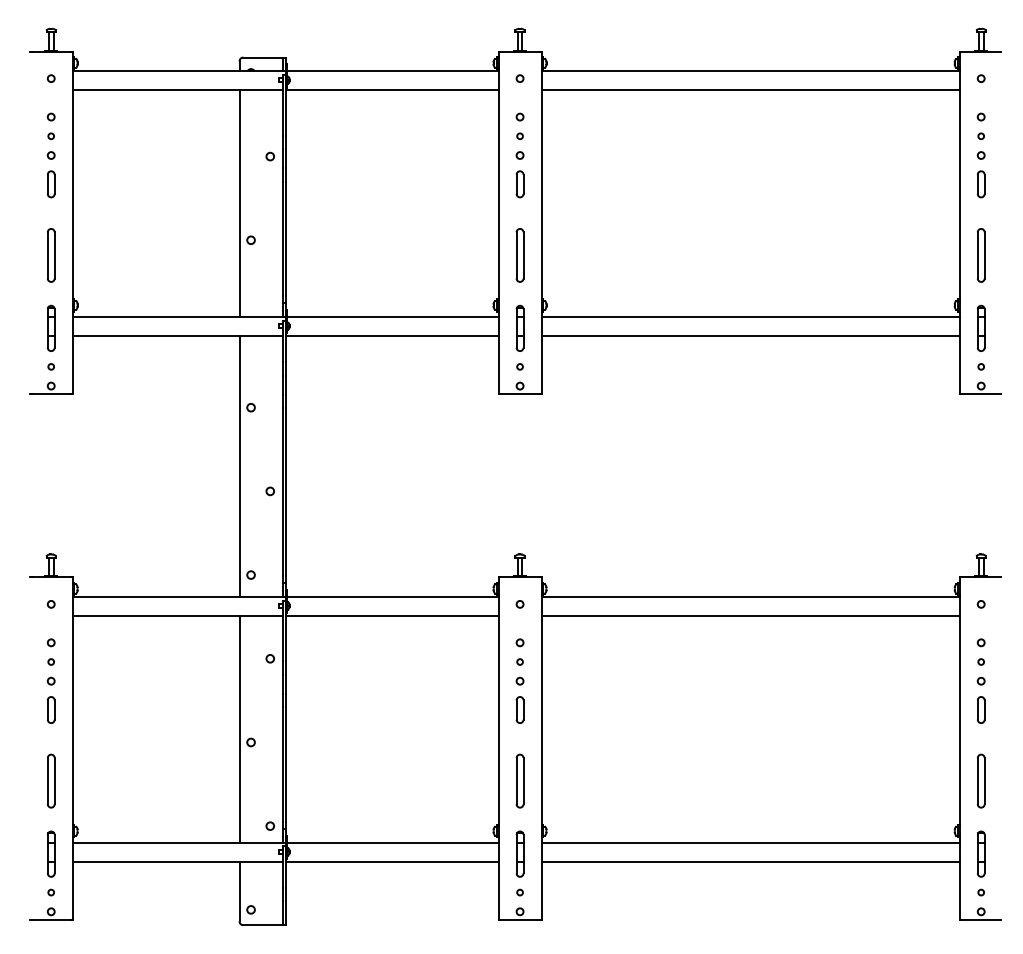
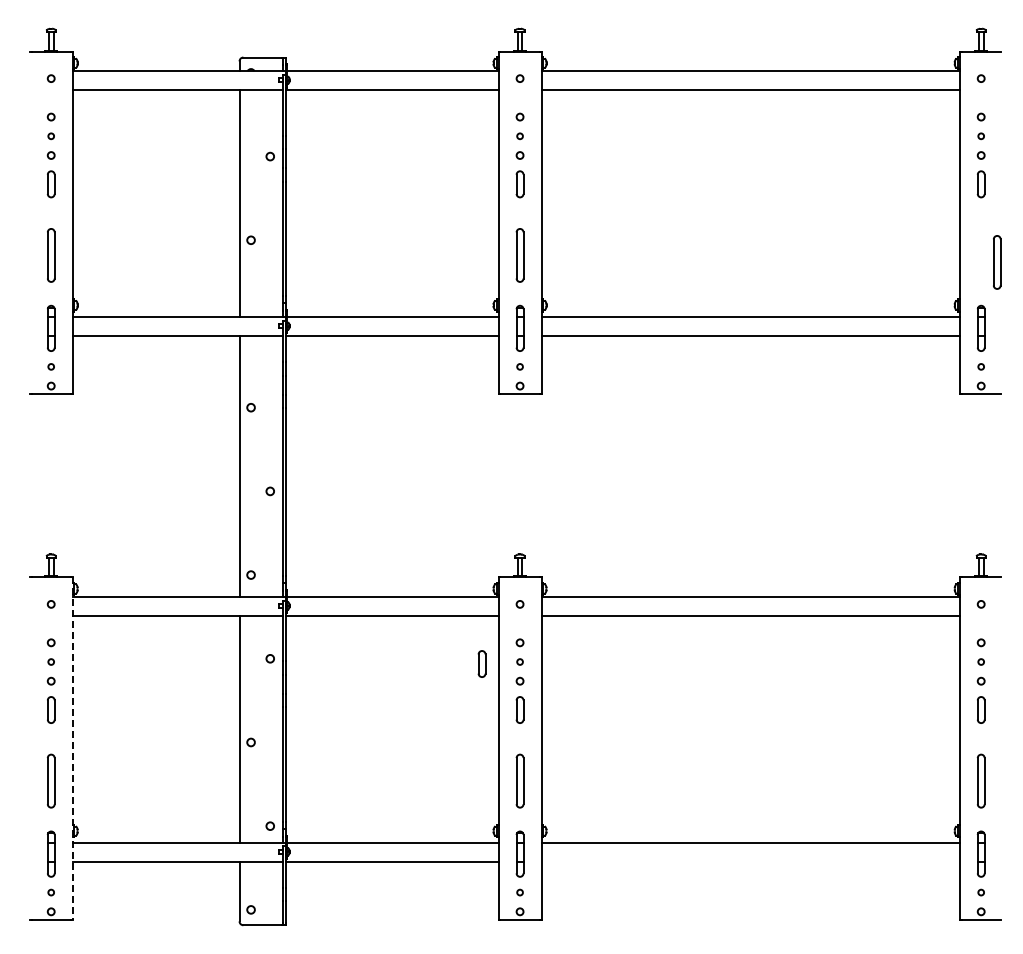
part position: (981, 255) -> (997, 262) (997, 262)
part: none -> present (481, 663)
line: solid -> dashed (72, 748)
line: present -> none (750, 861)
